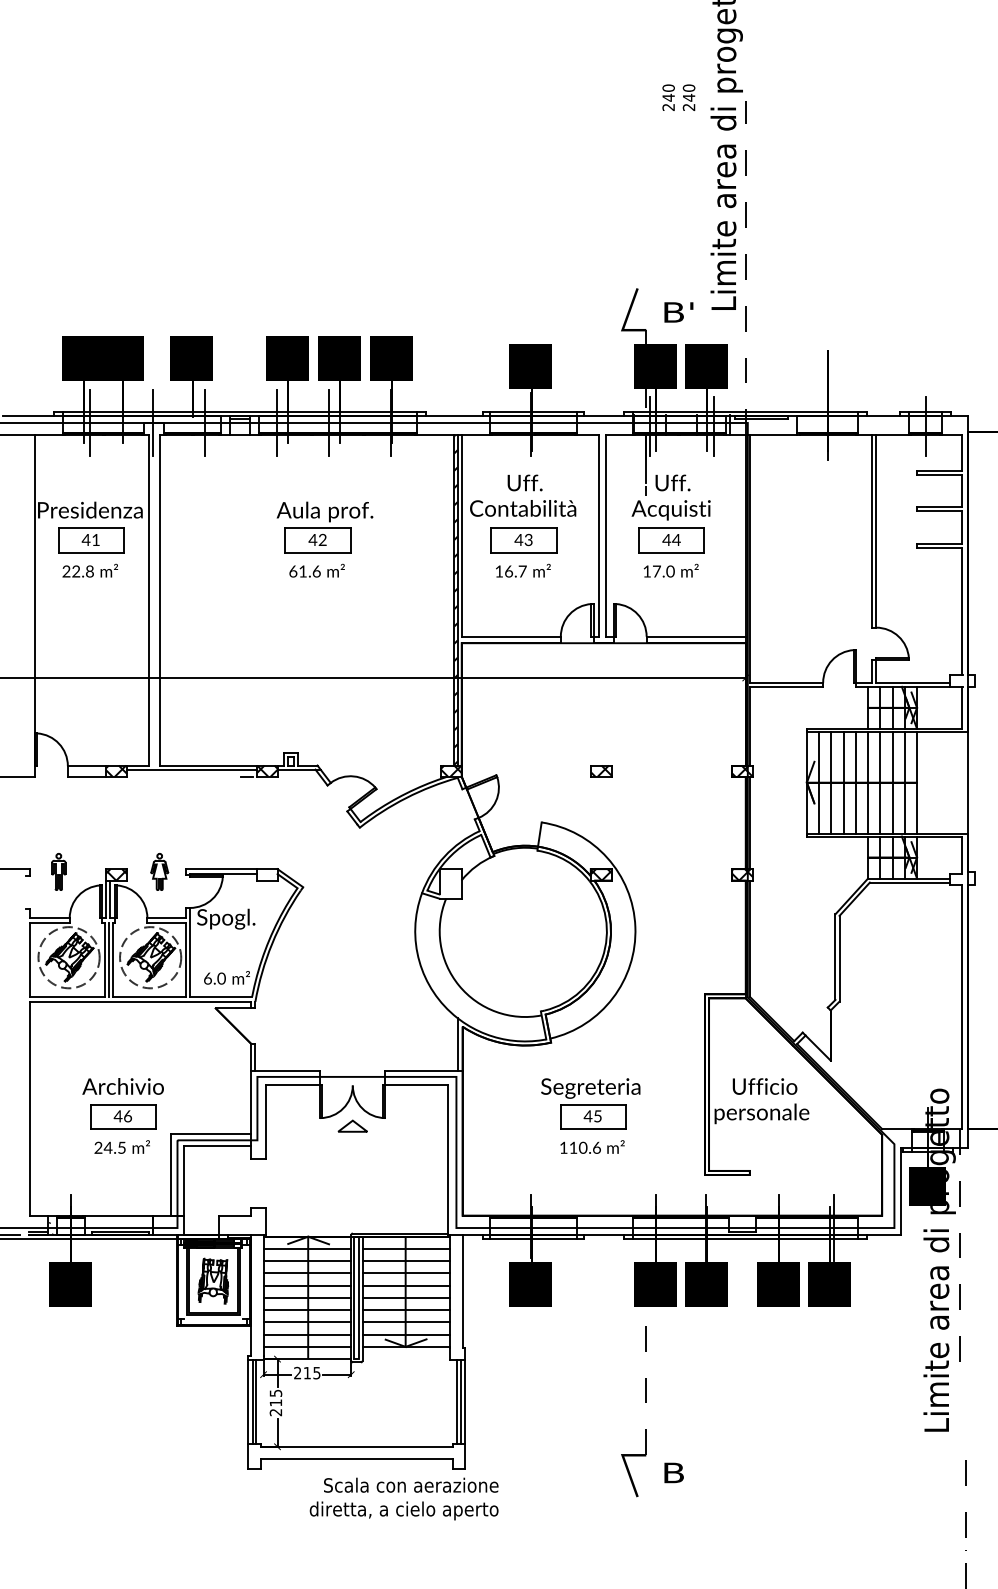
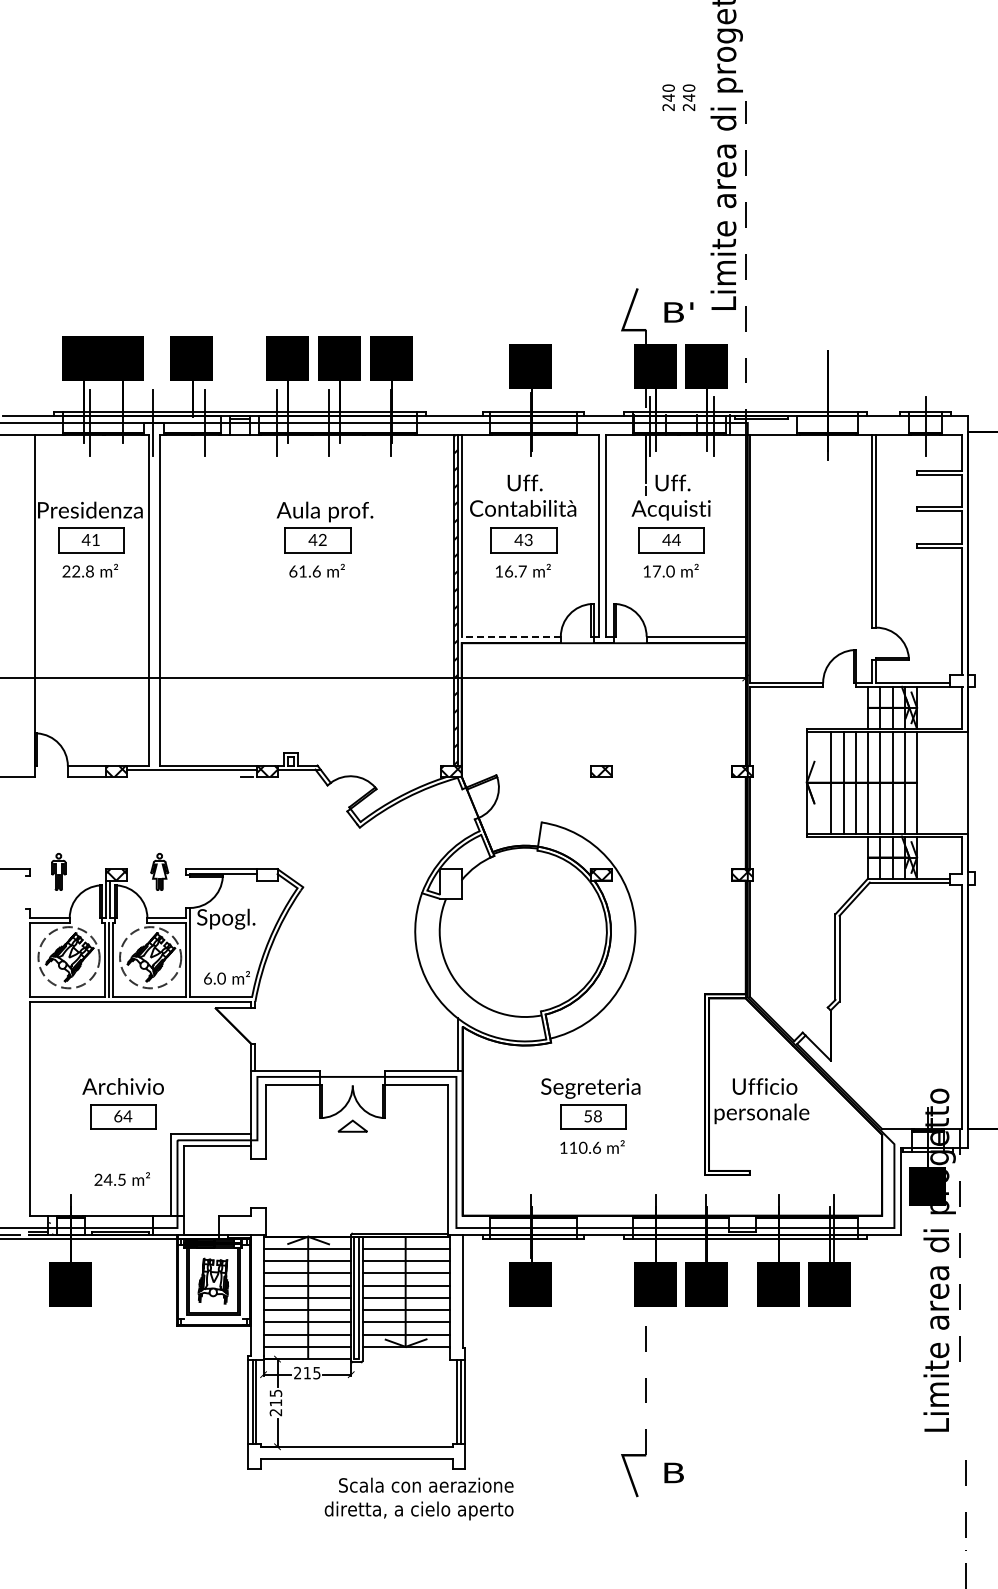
line: solid -> dashed (511, 636)
line: present -> none (819, 782)
text: 46 -> 64 (122, 1116)
text: 45 -> 58 (592, 1116)
text position: (121, 1146) -> (121, 1178) (121, 1178)
text position: (403, 1498) -> (418, 1498) (418, 1498)
